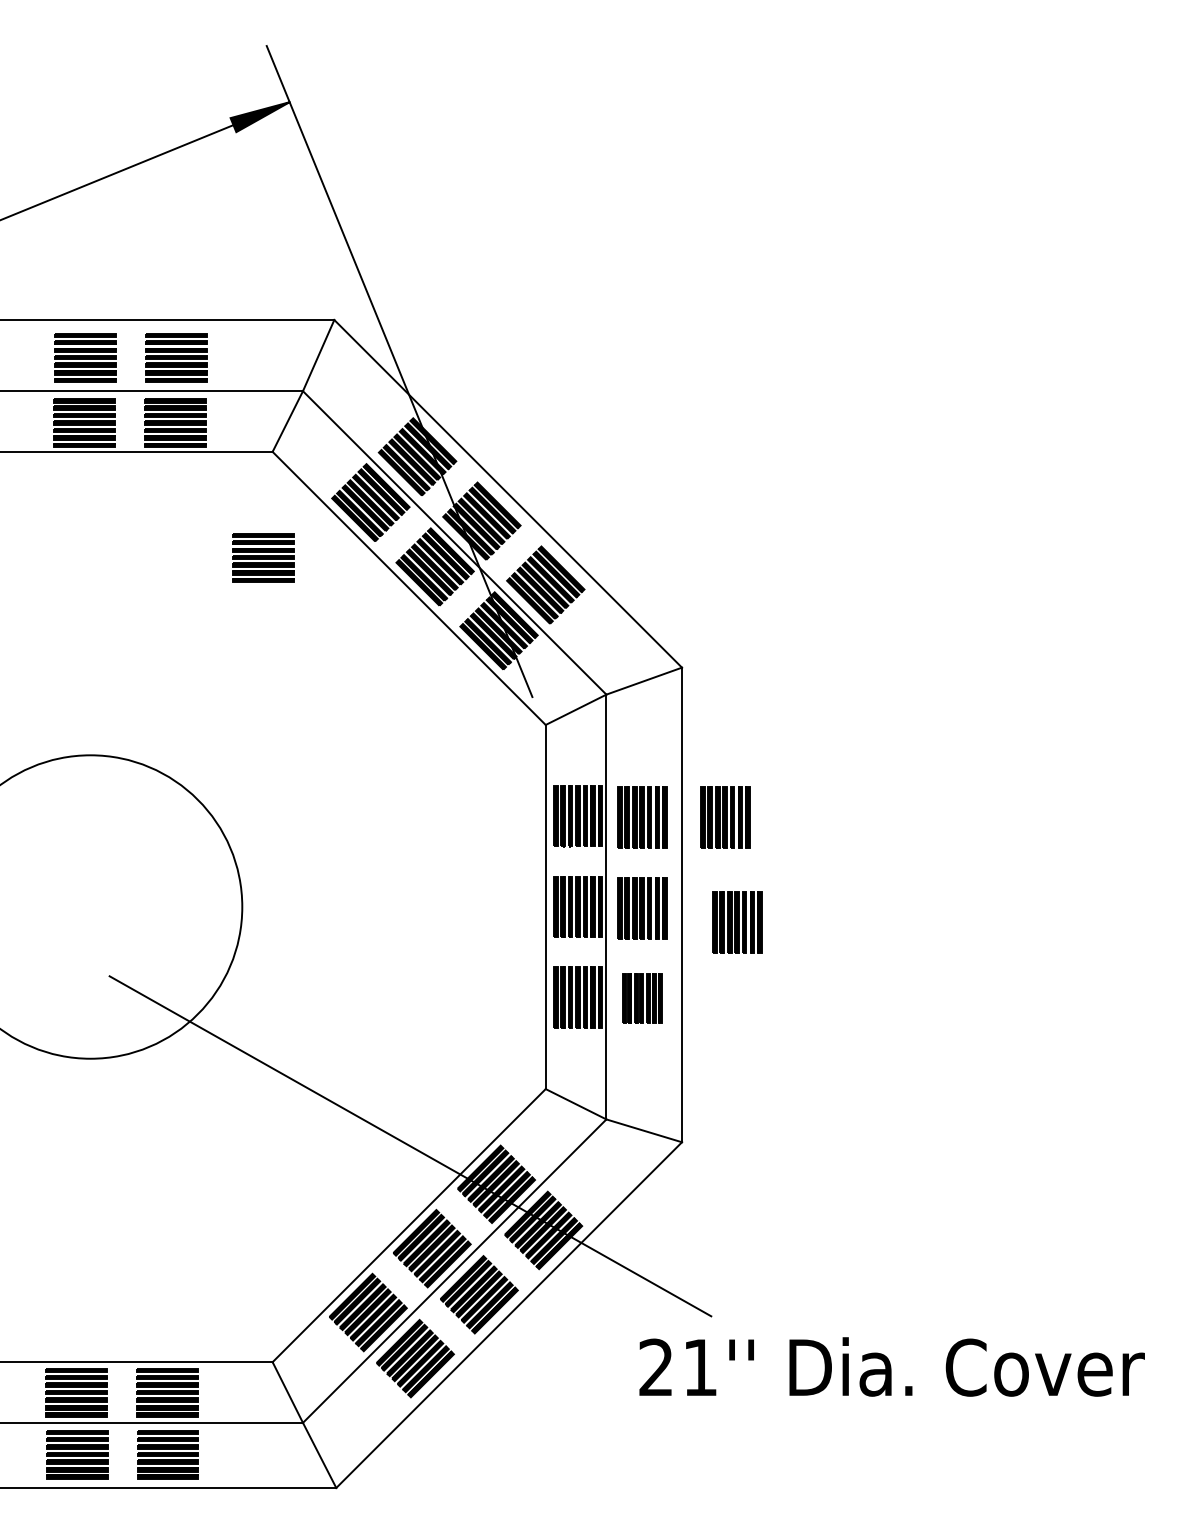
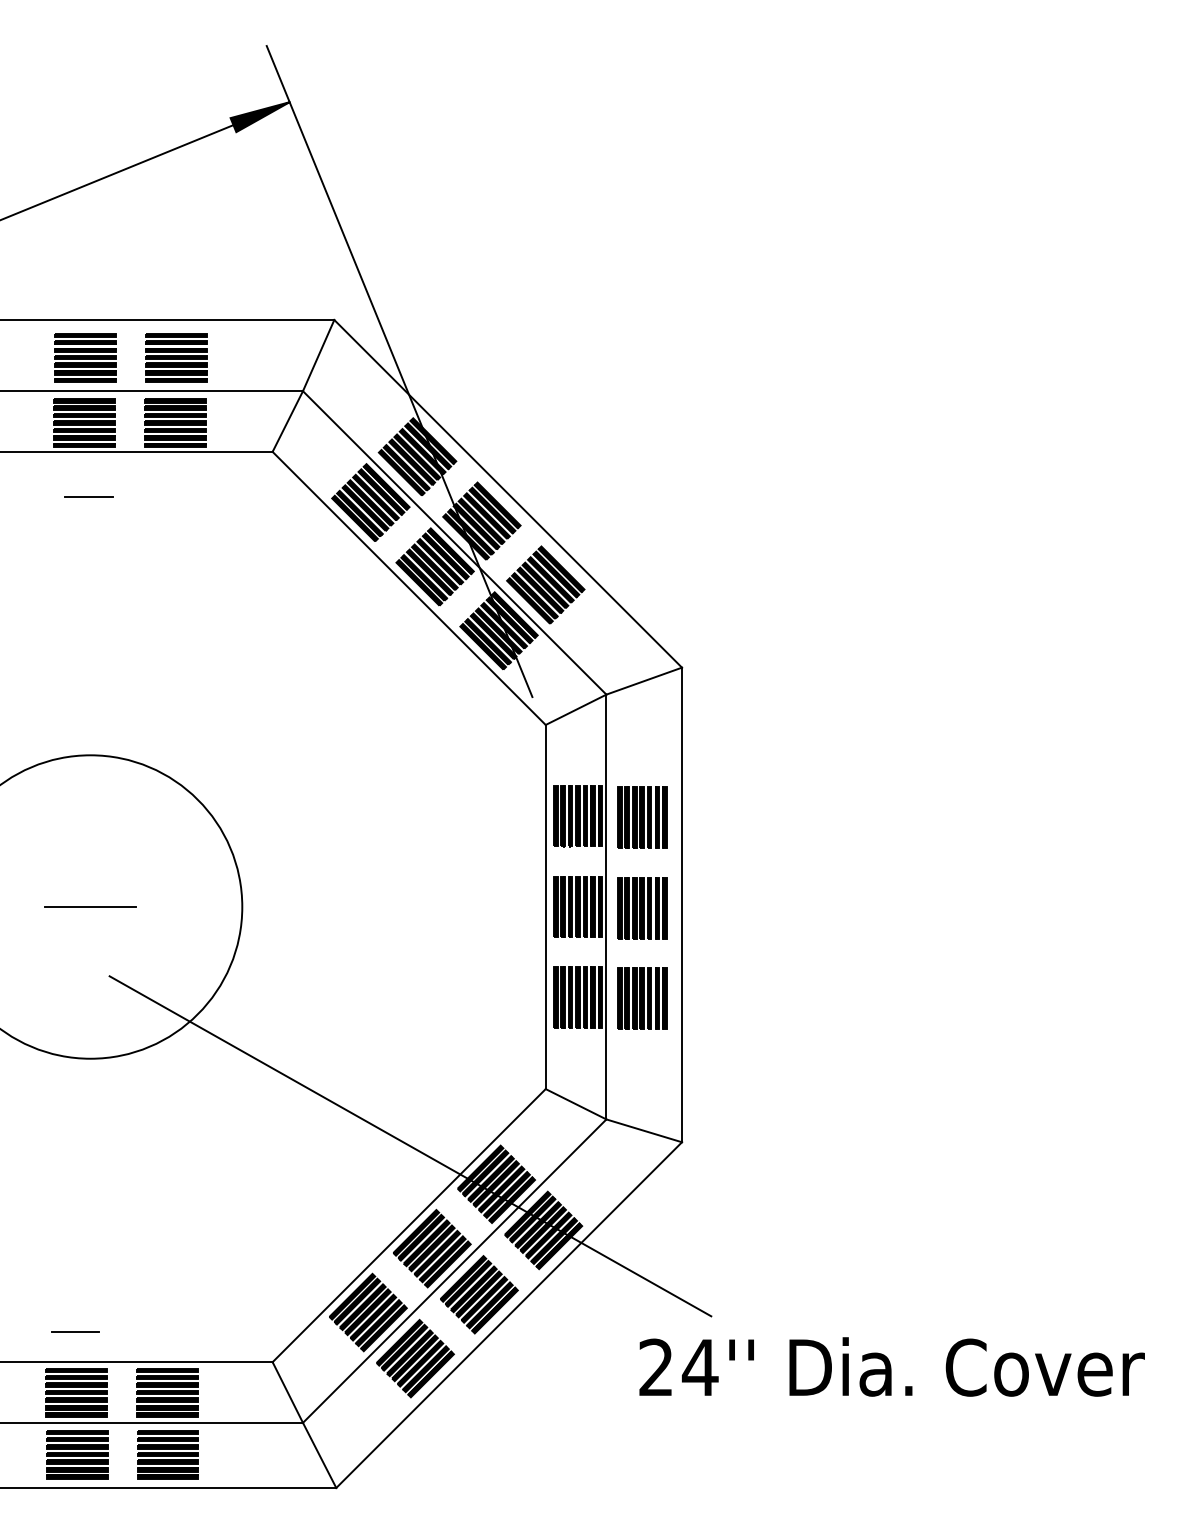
line: none -> present (88, 497)
part: present -> none (263, 557)
part: present -> none (725, 817)
line: none -> present (90, 907)
part: present -> none (737, 922)
part size: 41x51 px -> 51x63 px (642, 998)
line: none -> present (74, 1332)
text: 21'' -> 24'' (699, 1367)
